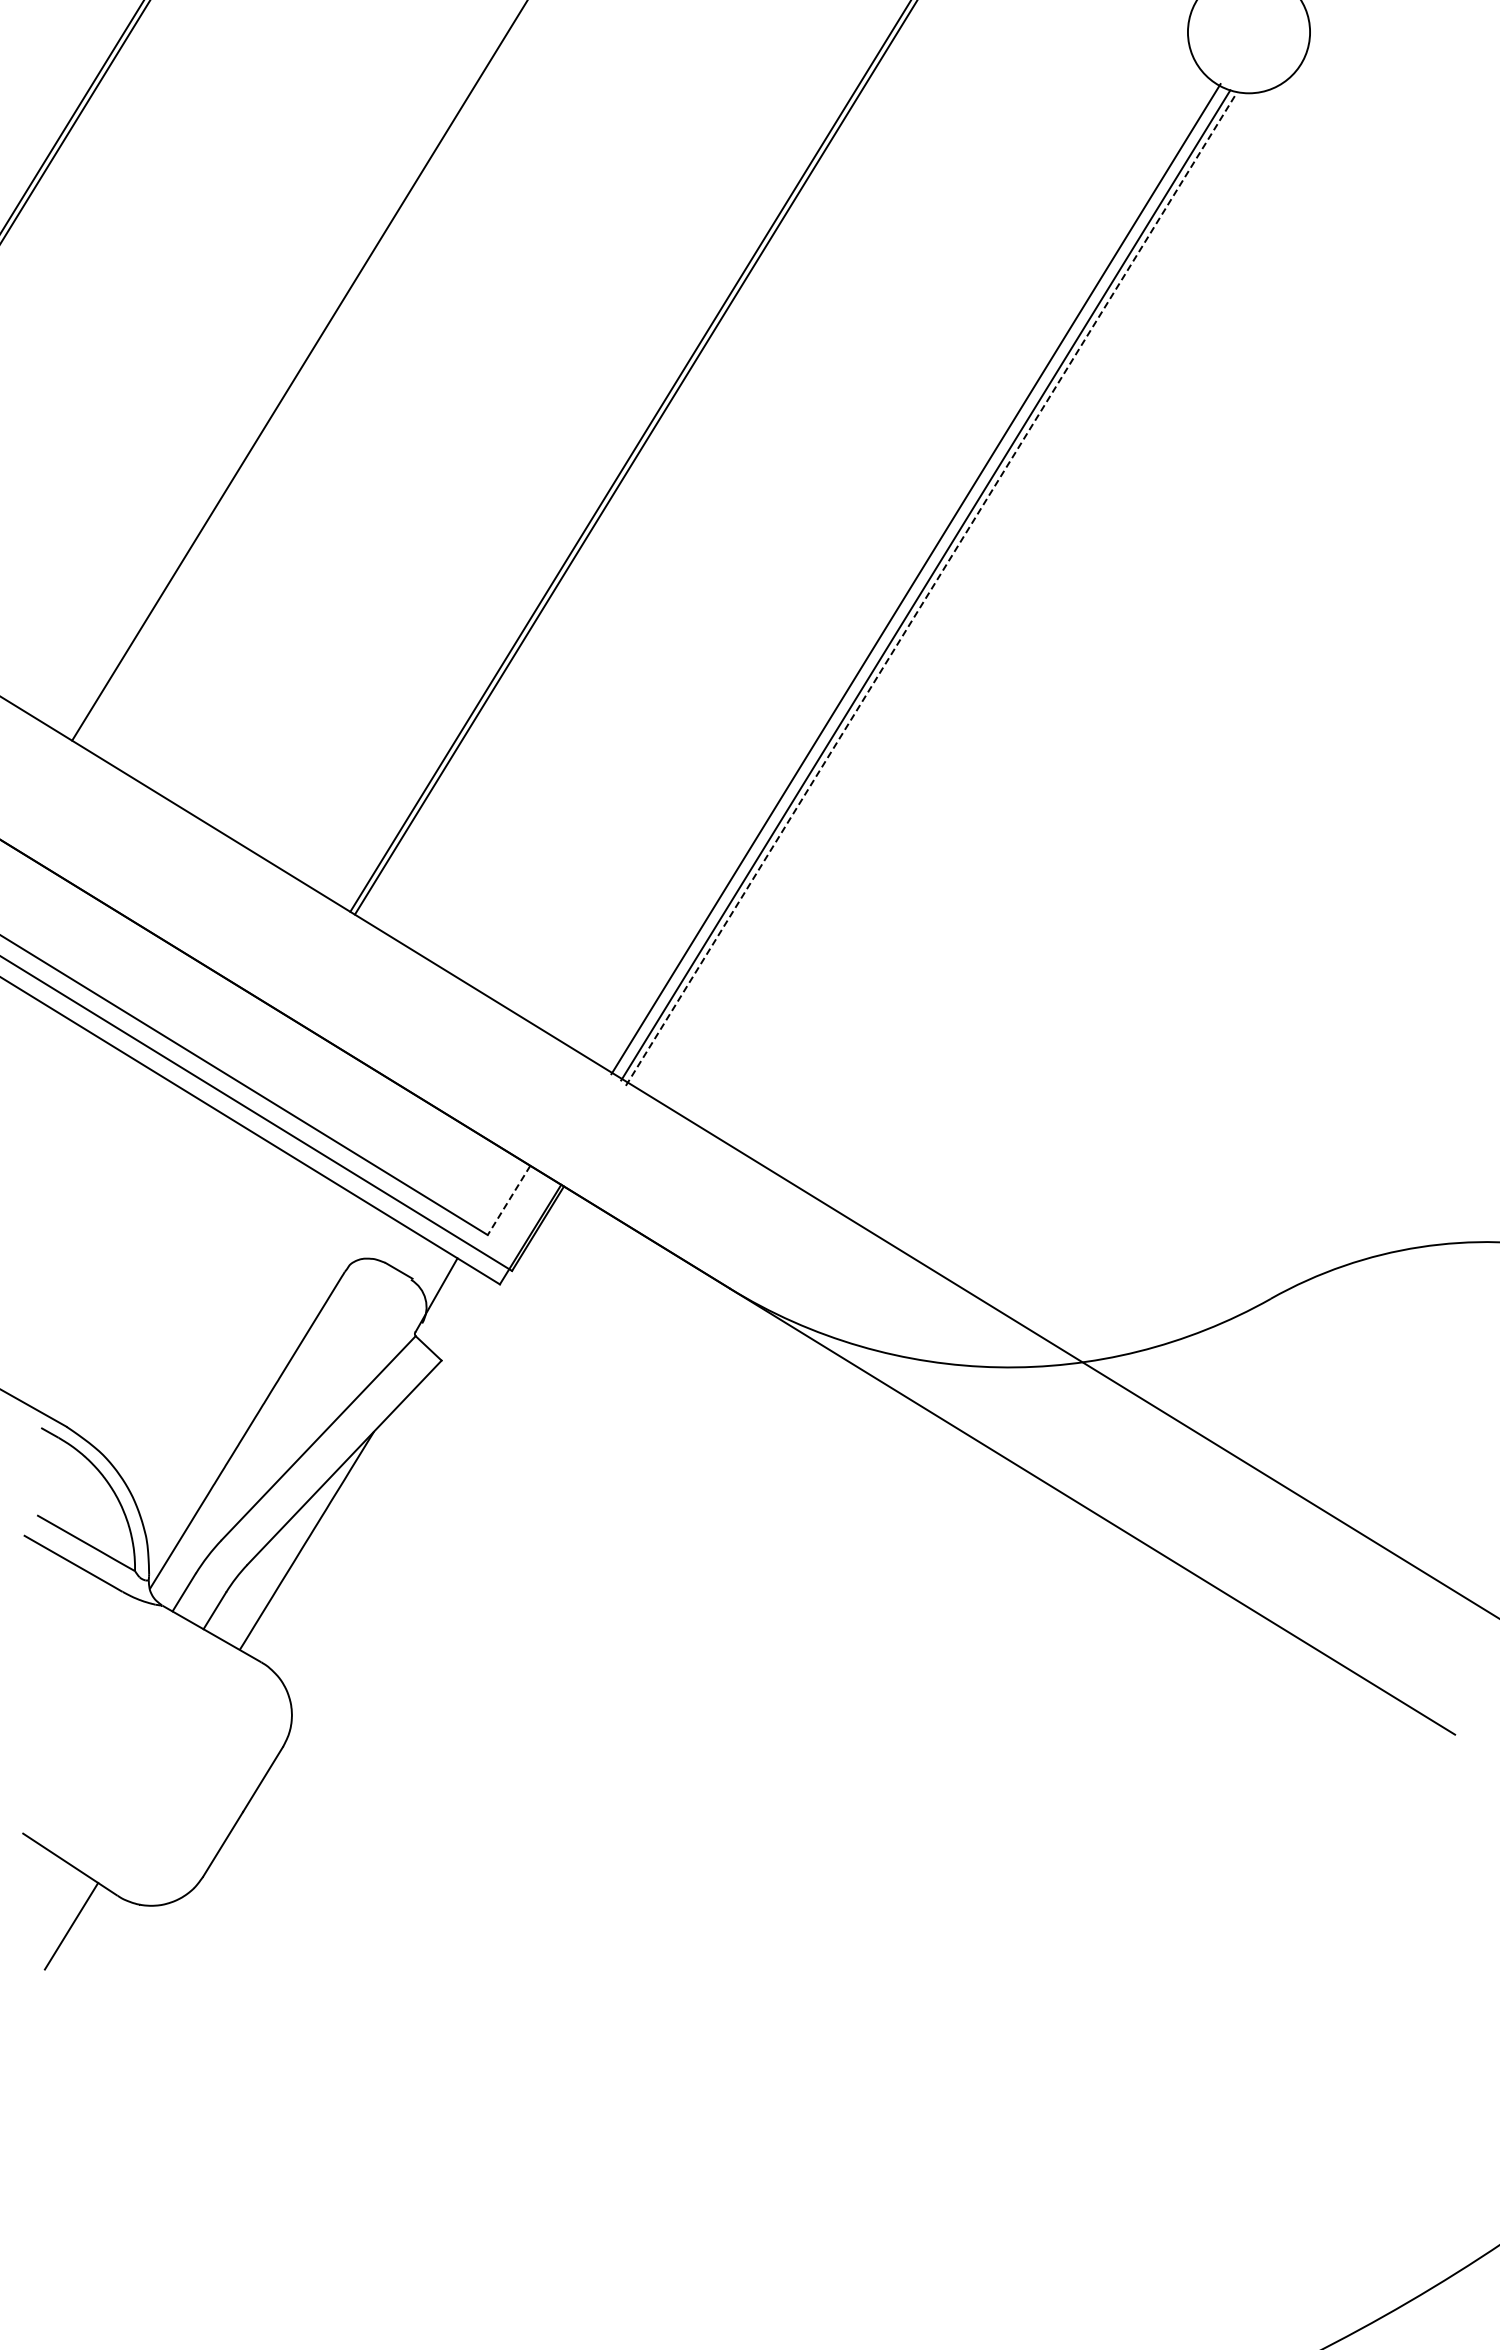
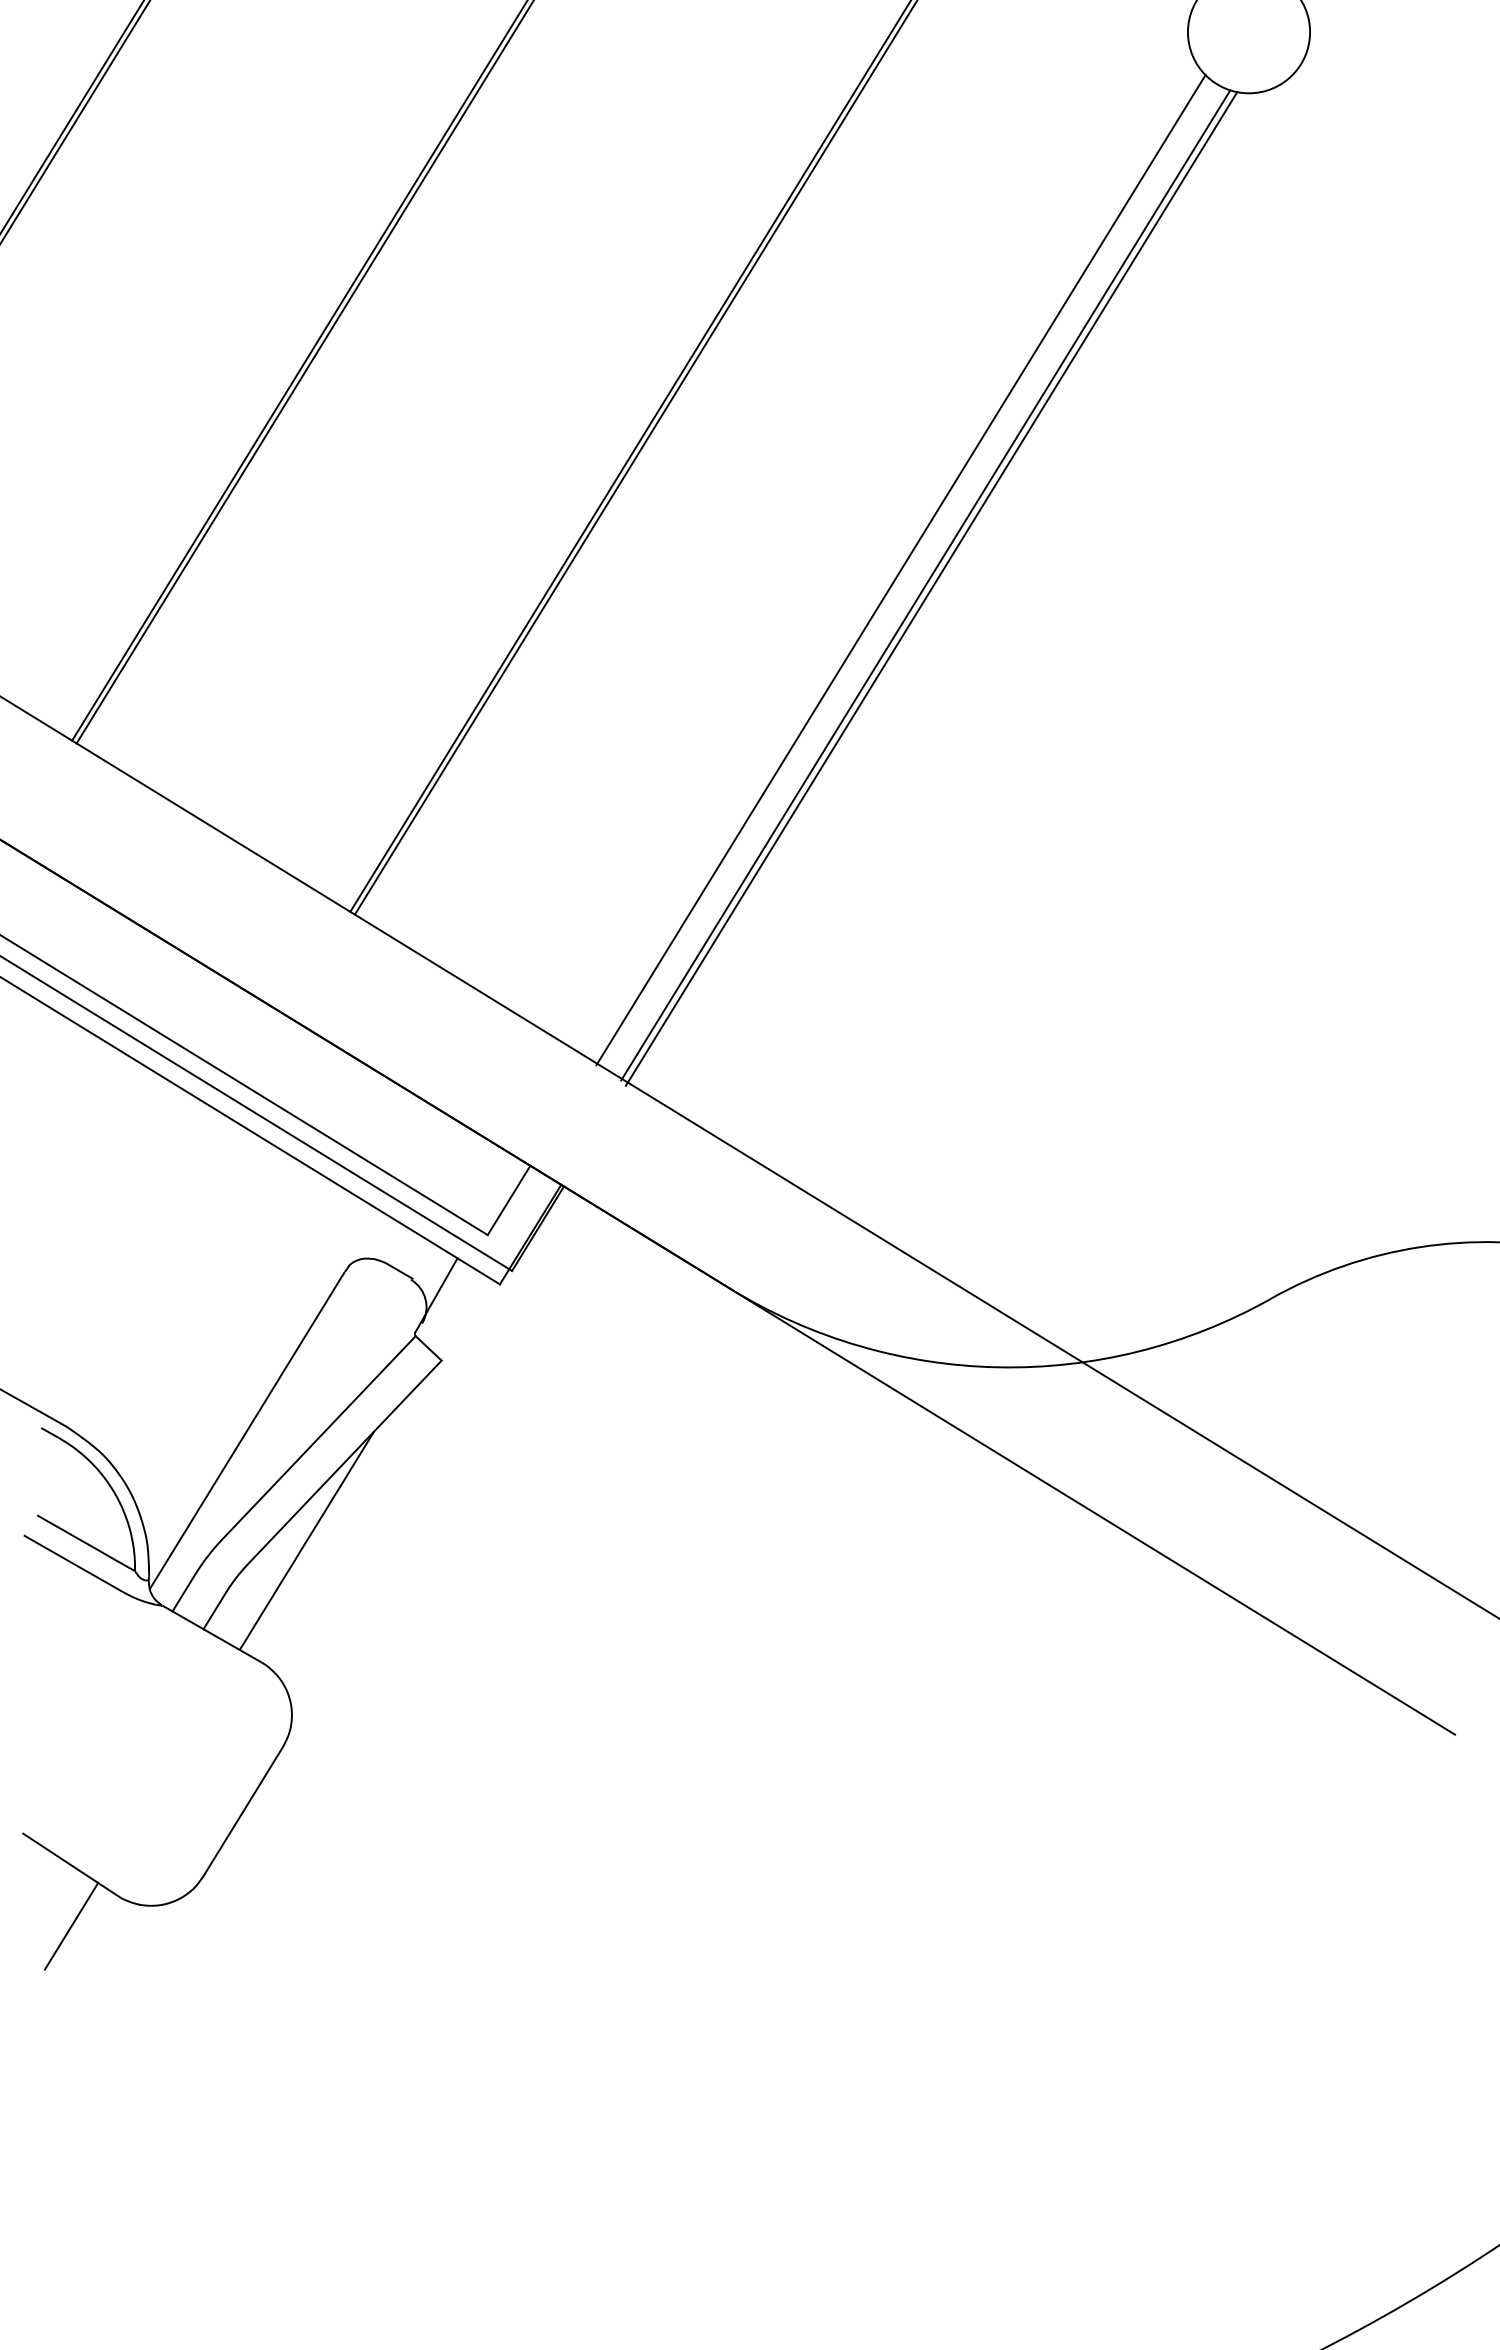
line: none -> present (304, 372)
line position: (915, 579) -> (900, 570) (900, 570)
line: dashed -> solid (931, 588)
line: dashed -> solid (509, 1200)
